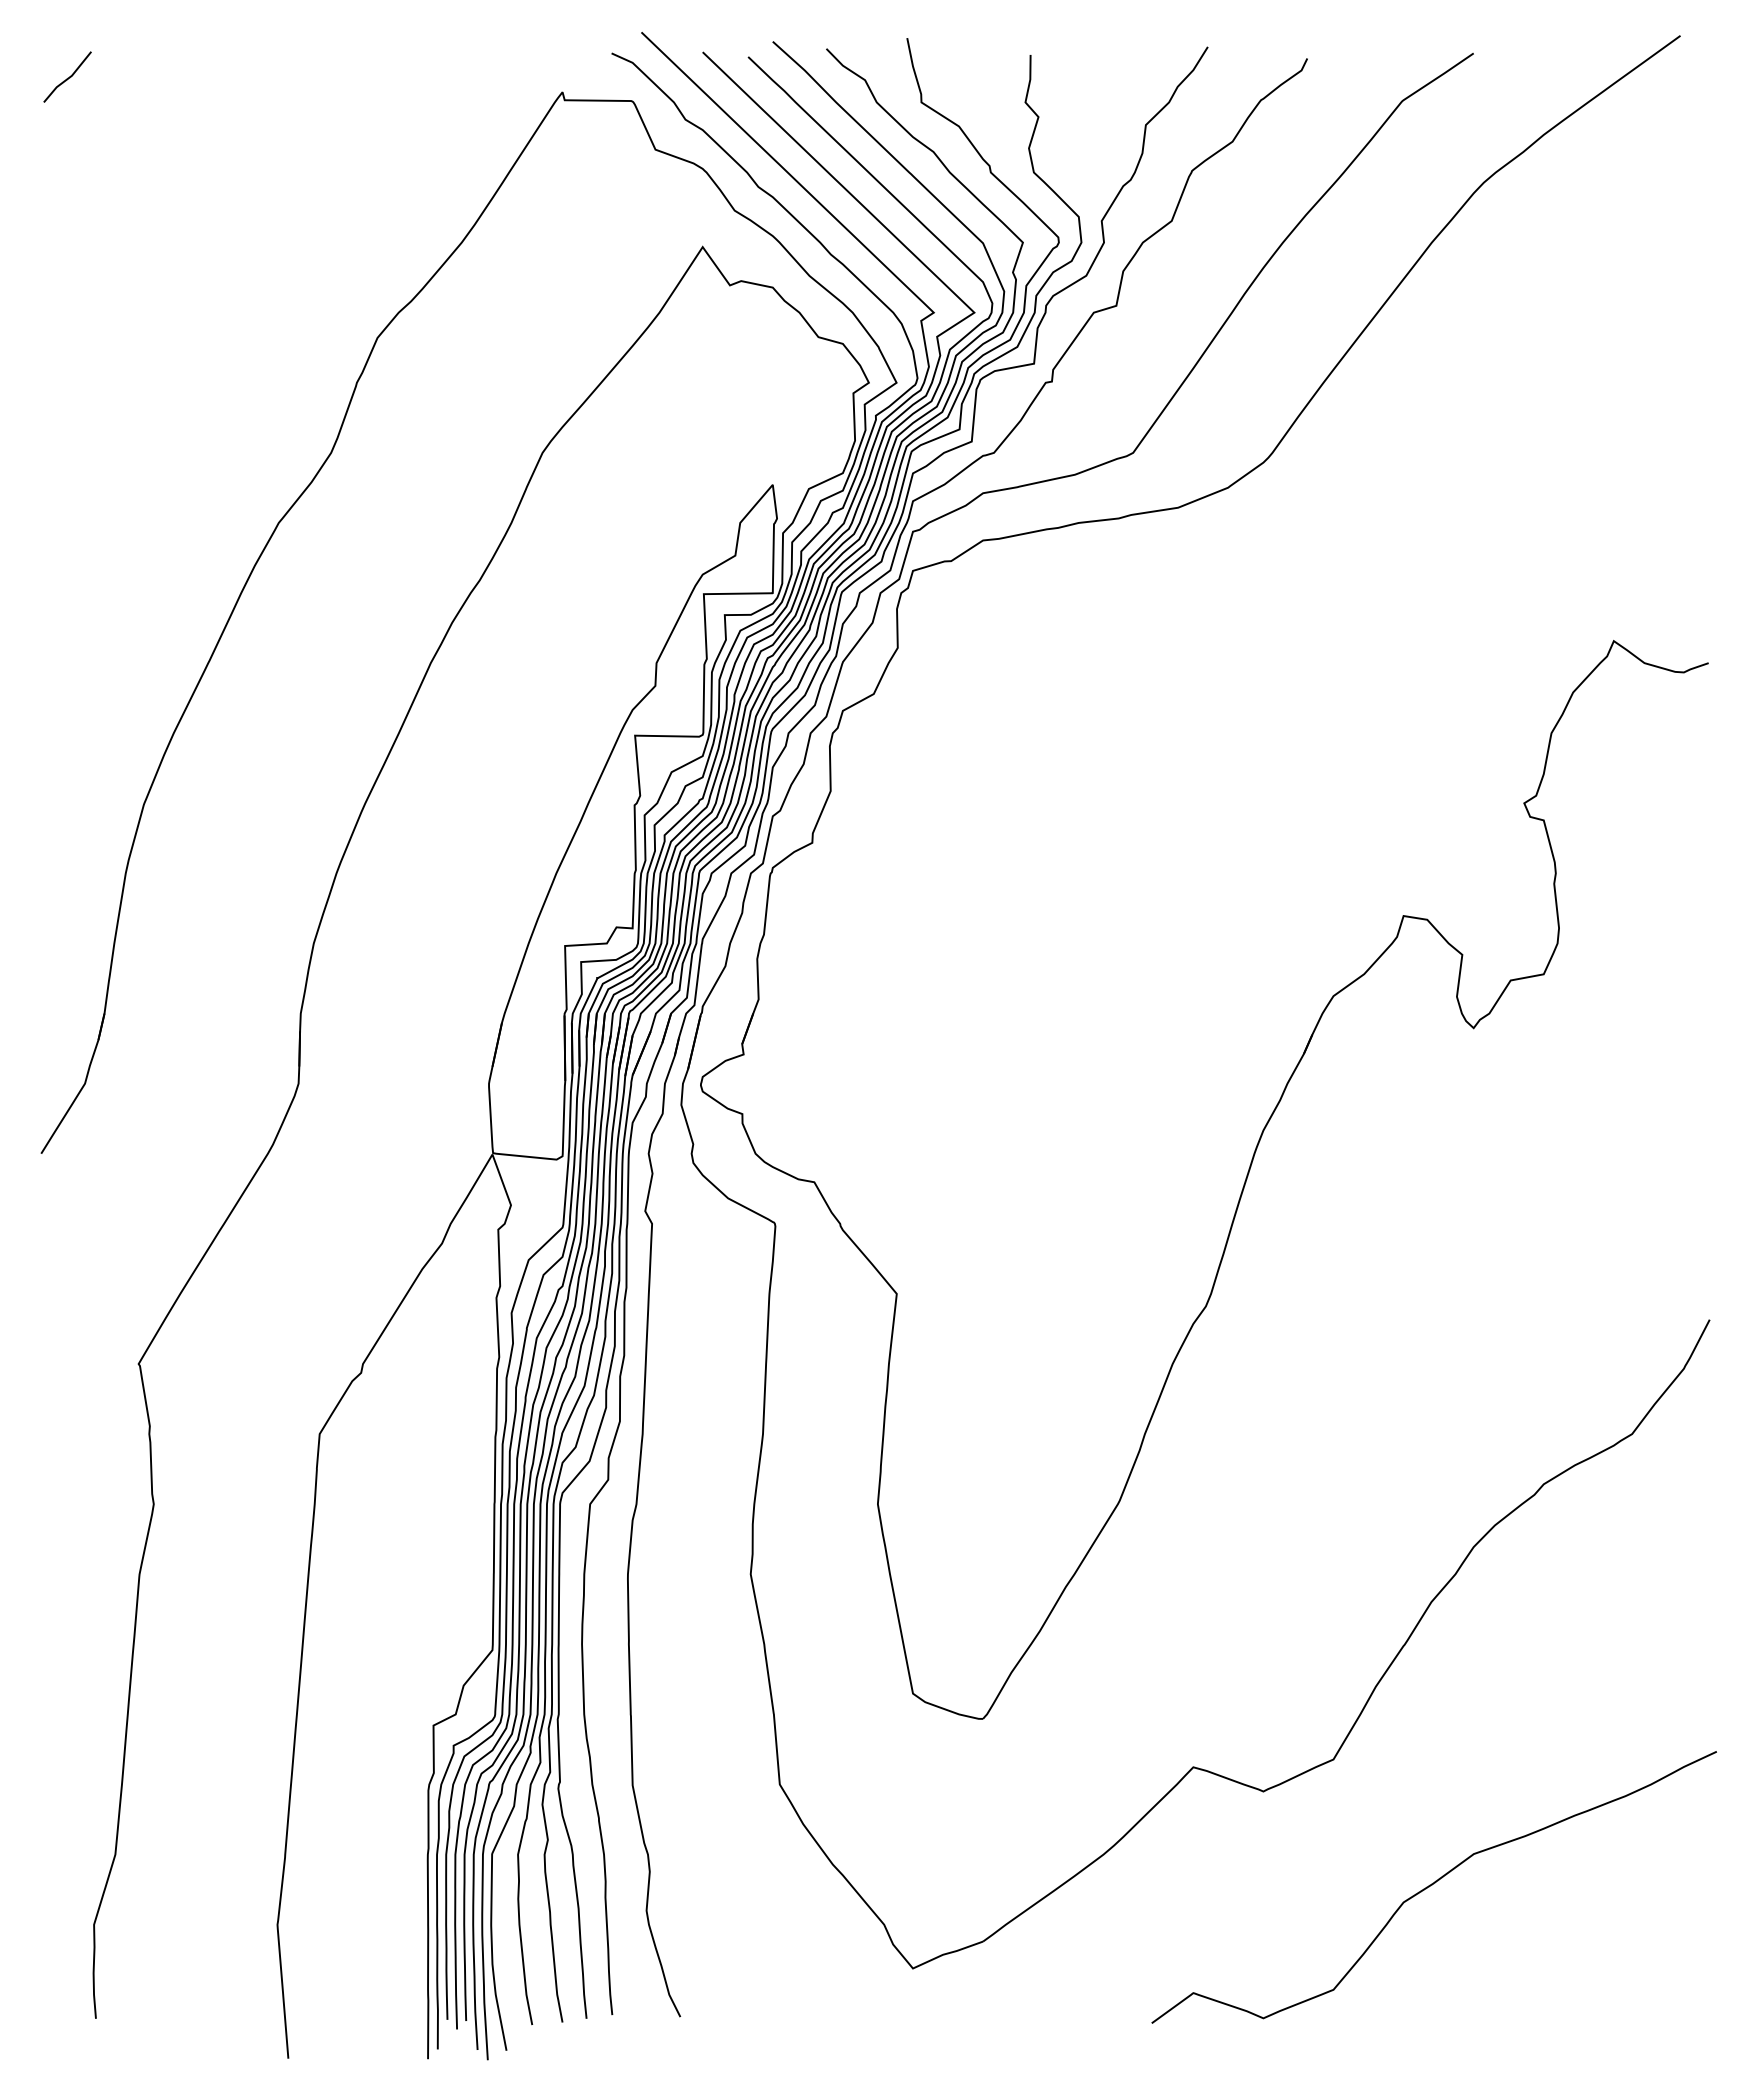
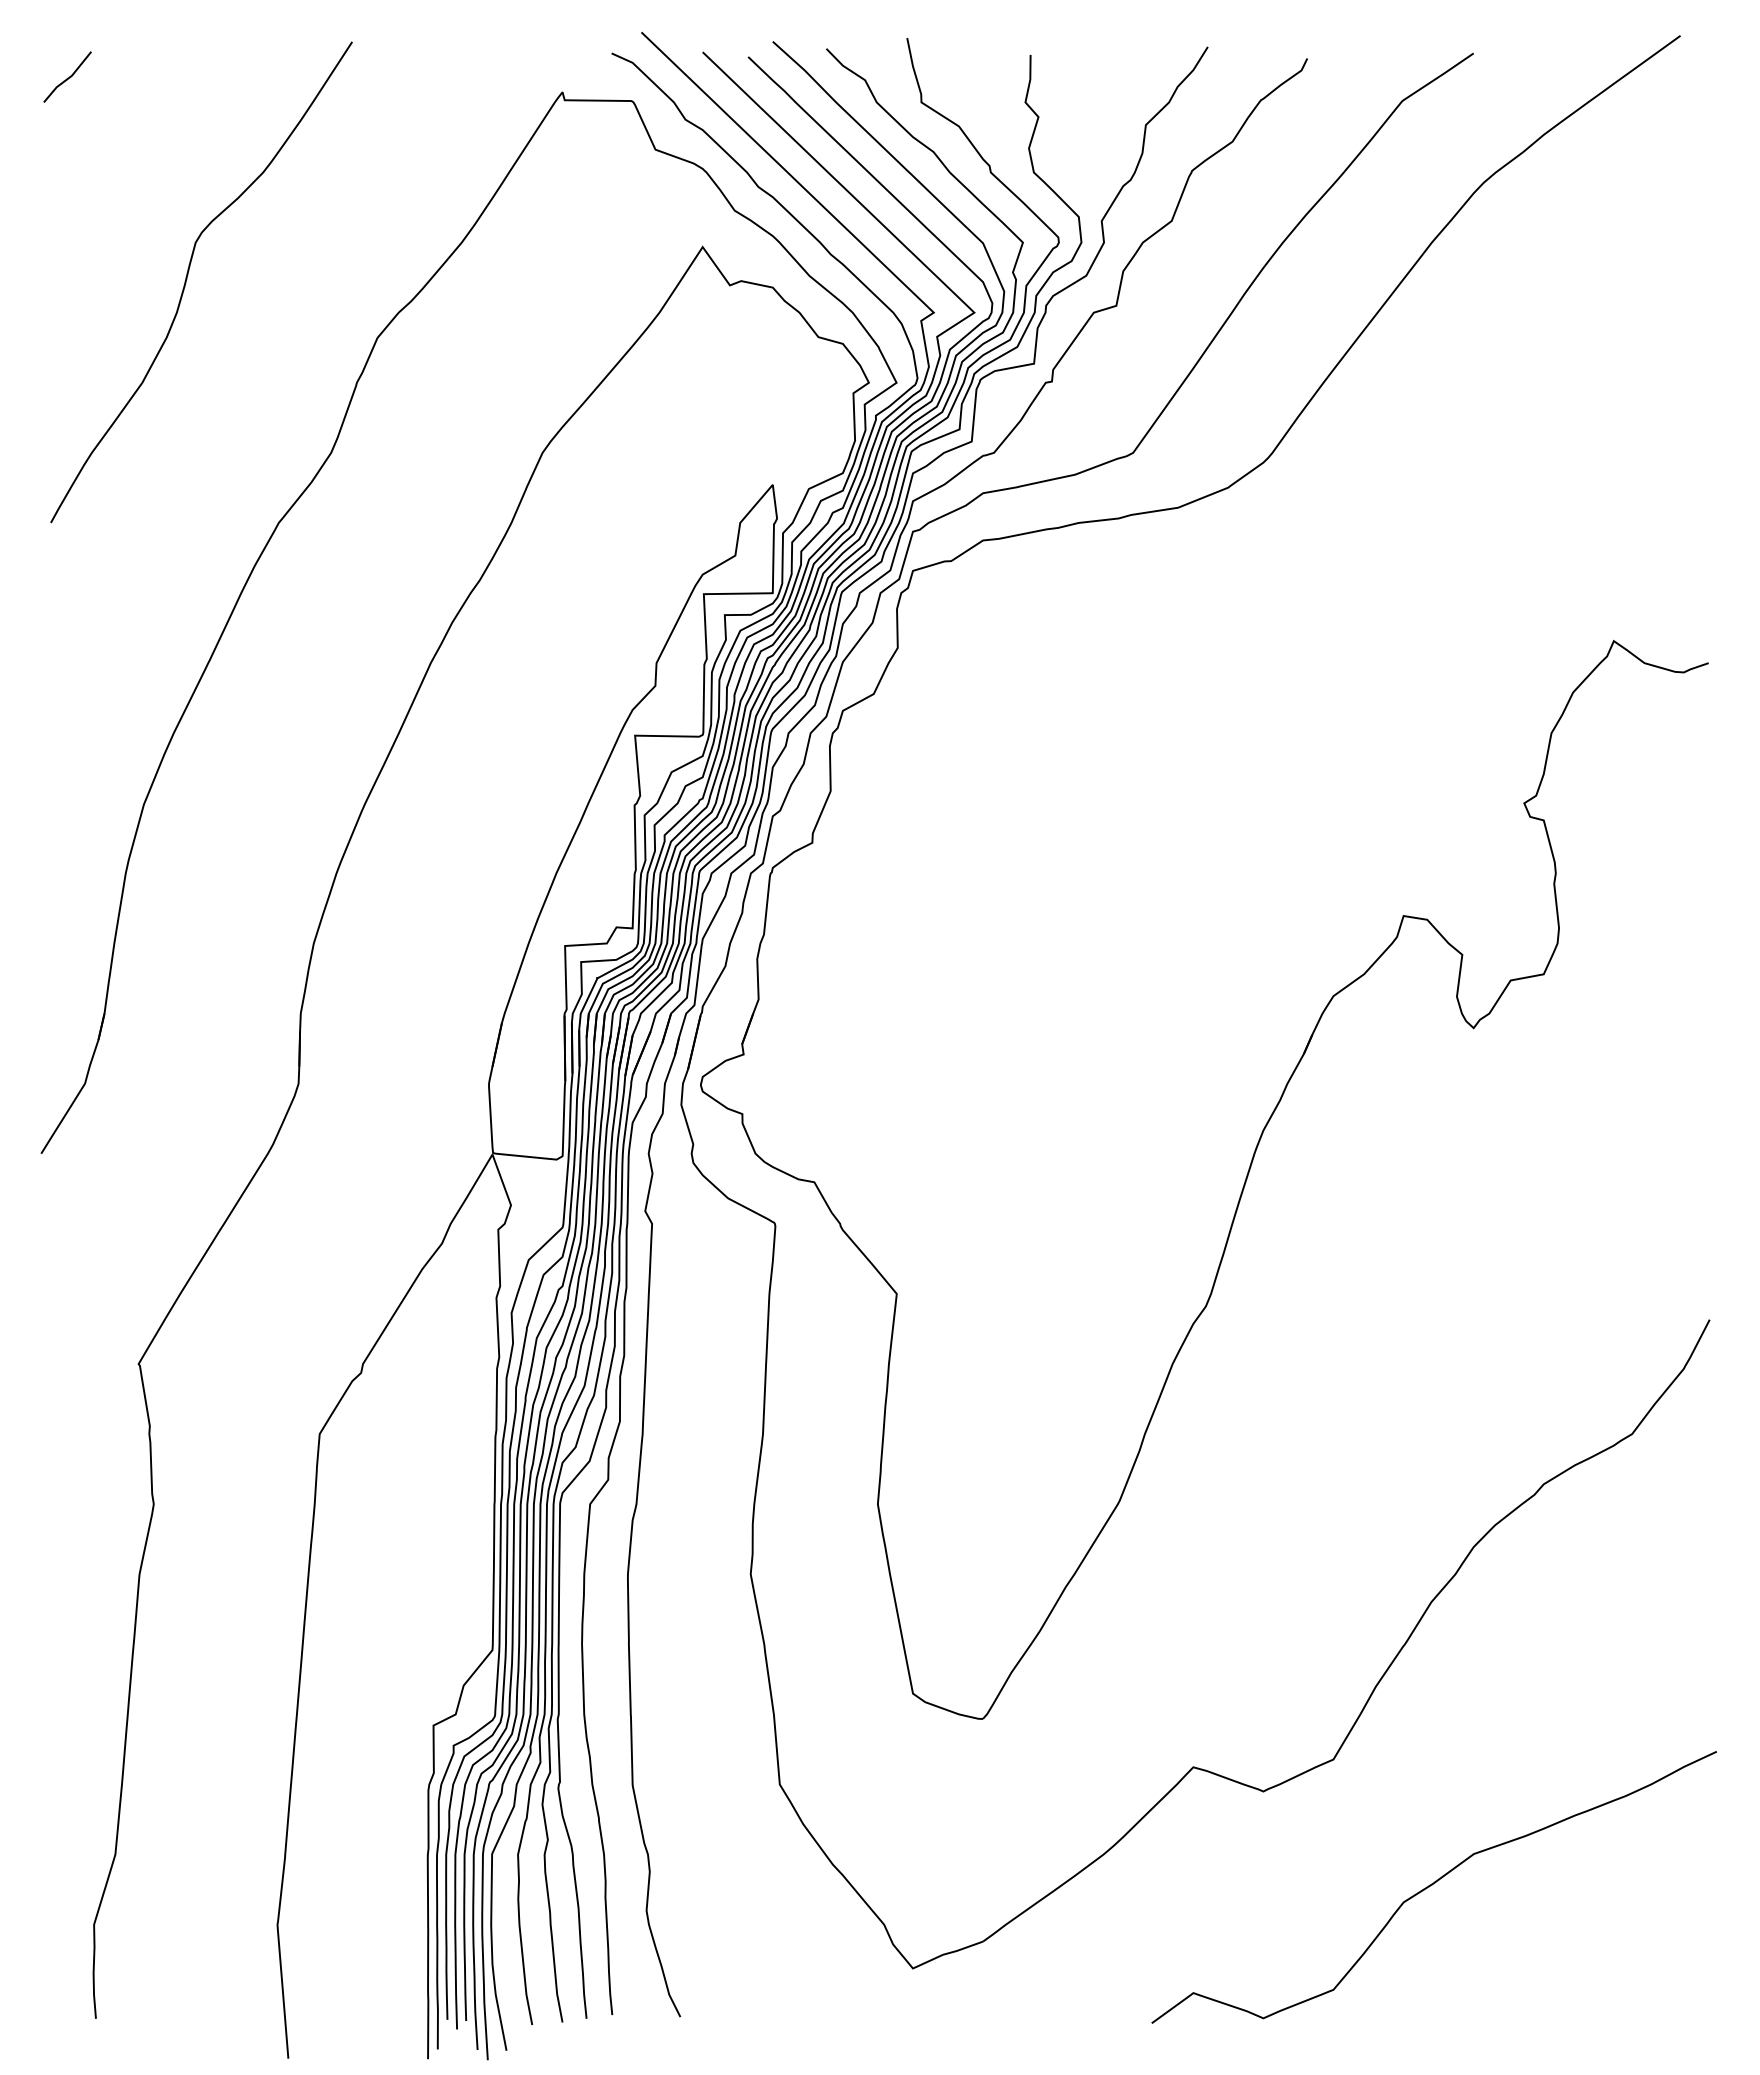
curve: none -> present (187, 279)
